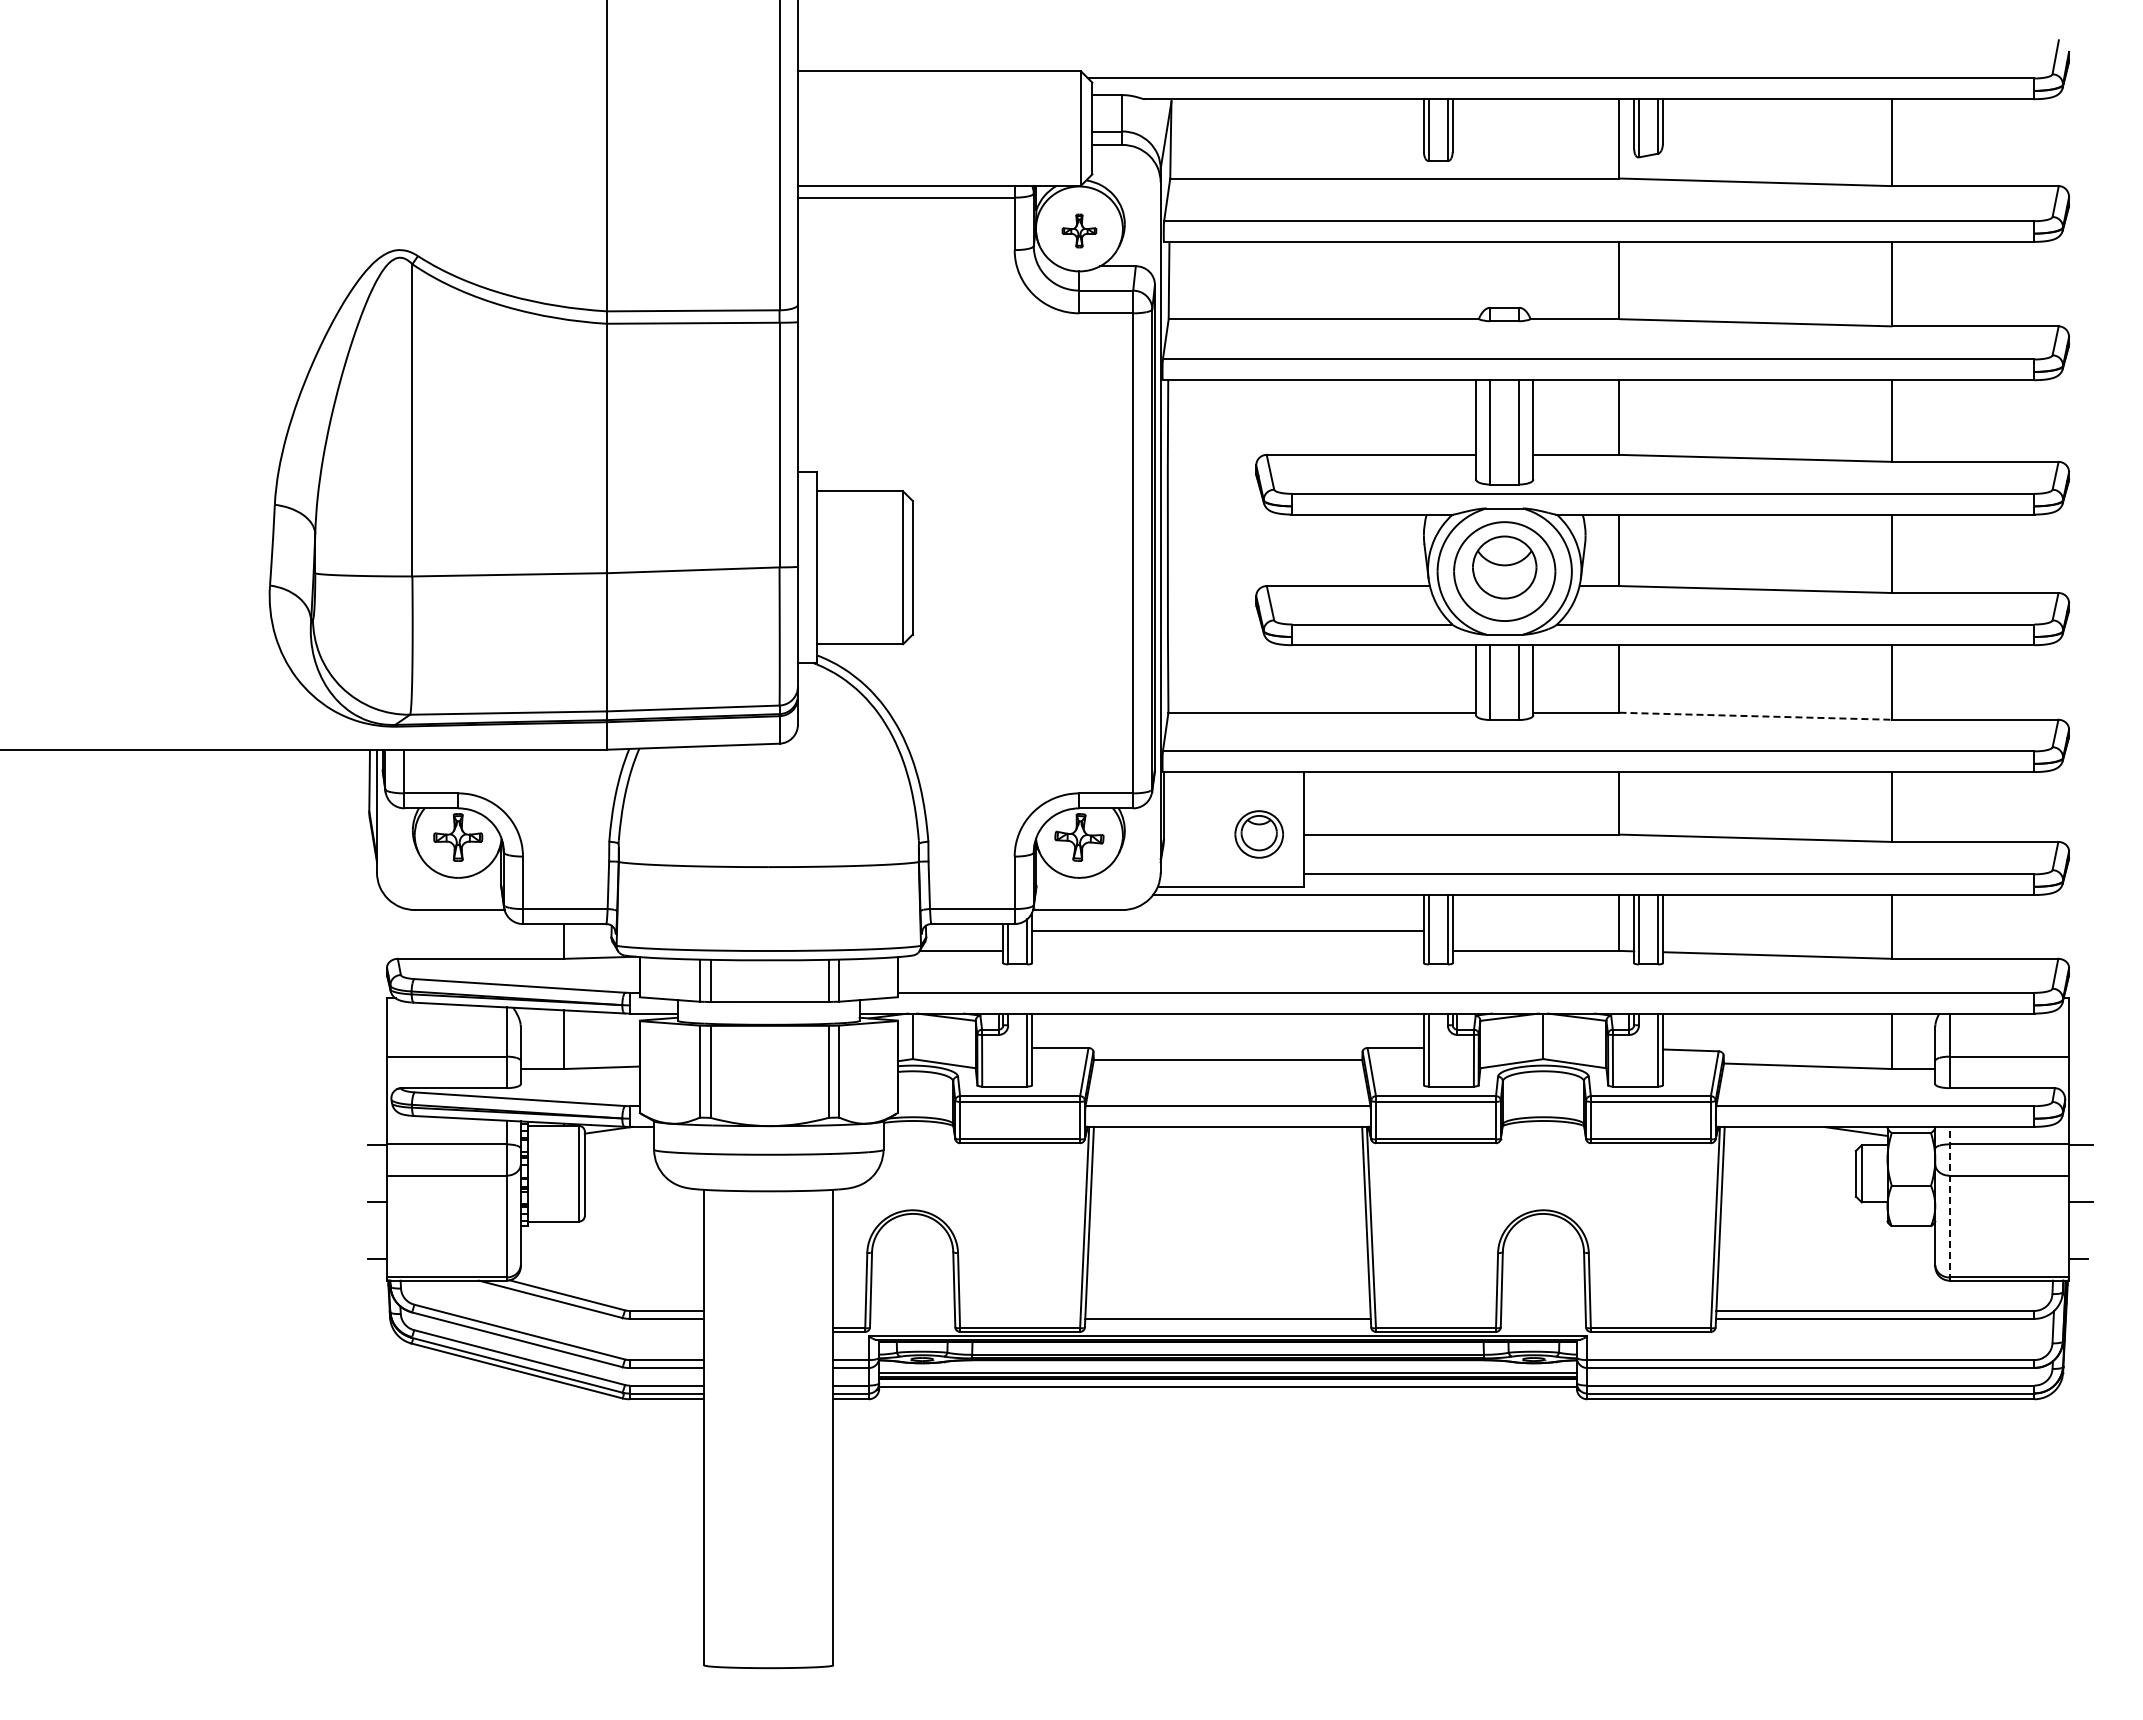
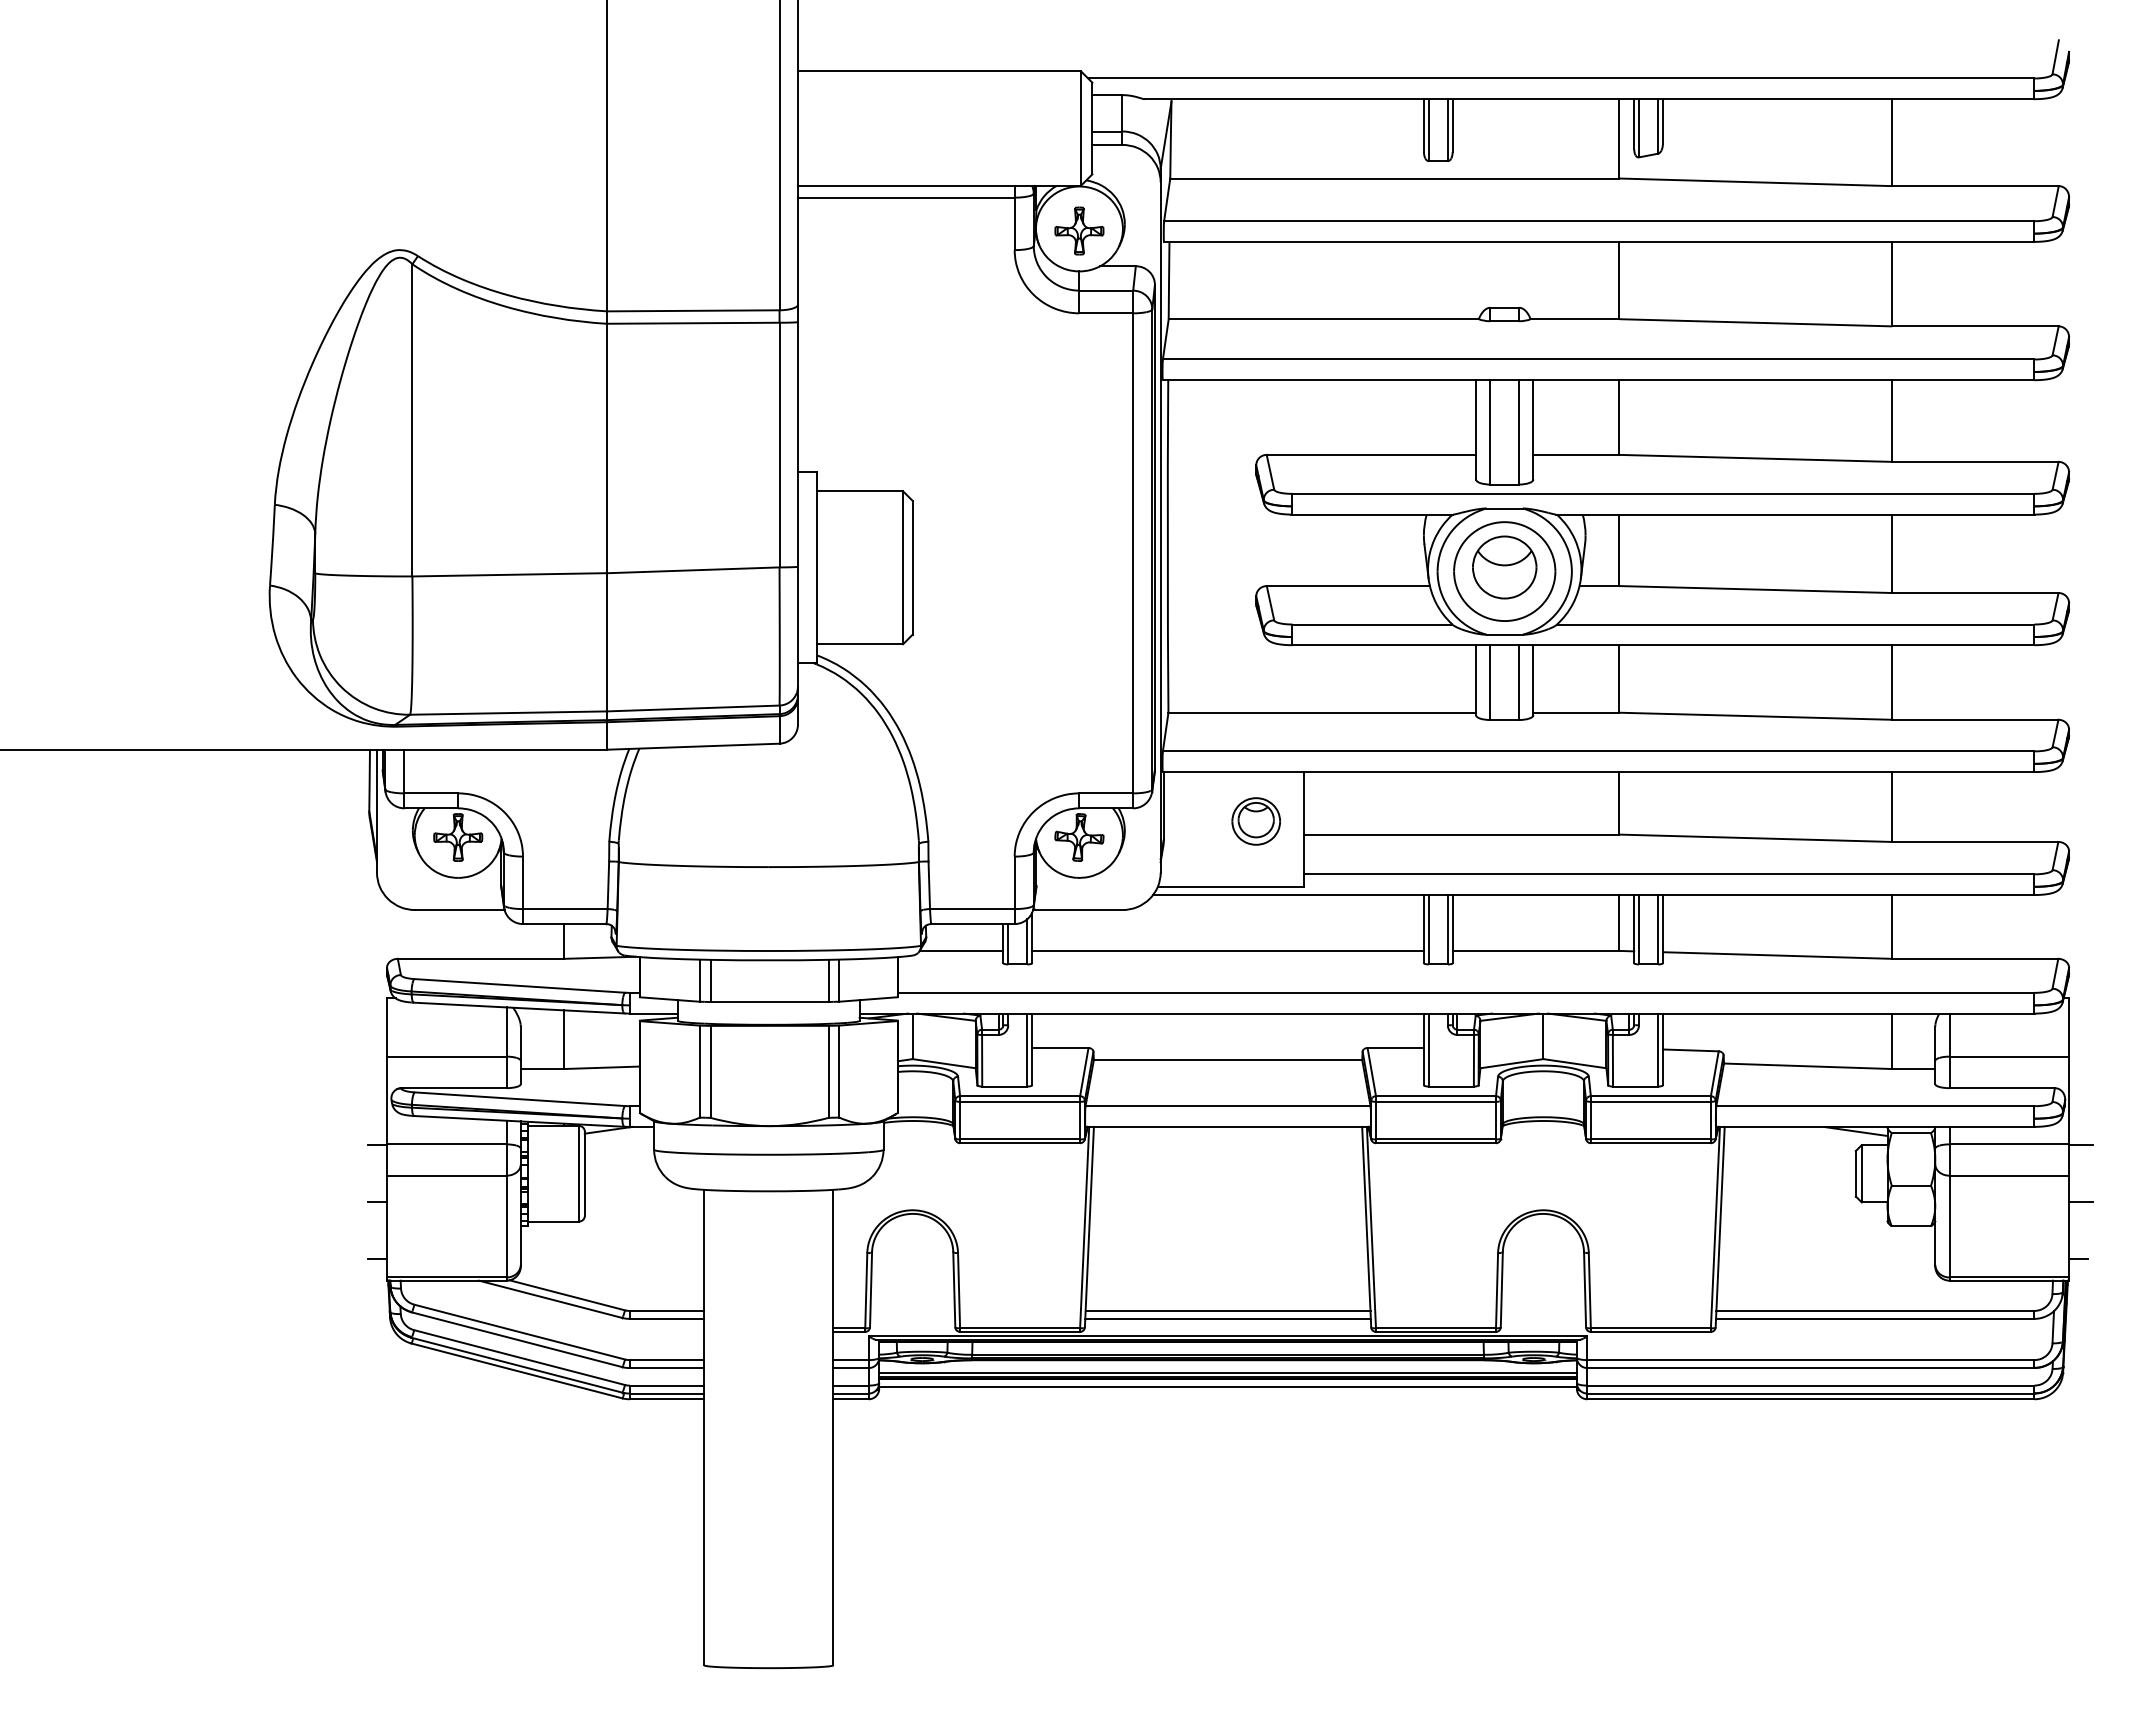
part size: 37x36 px -> 51x50 px (1079, 230)
line: dashed -> solid (1756, 716)
part position: (1258, 834) -> (1255, 821) (1255, 821)
line position: (1227, 930) -> (1227, 950) (1227, 950)
line: dashed -> solid (1949, 1203)
line: none -> present (1227, 1310)
